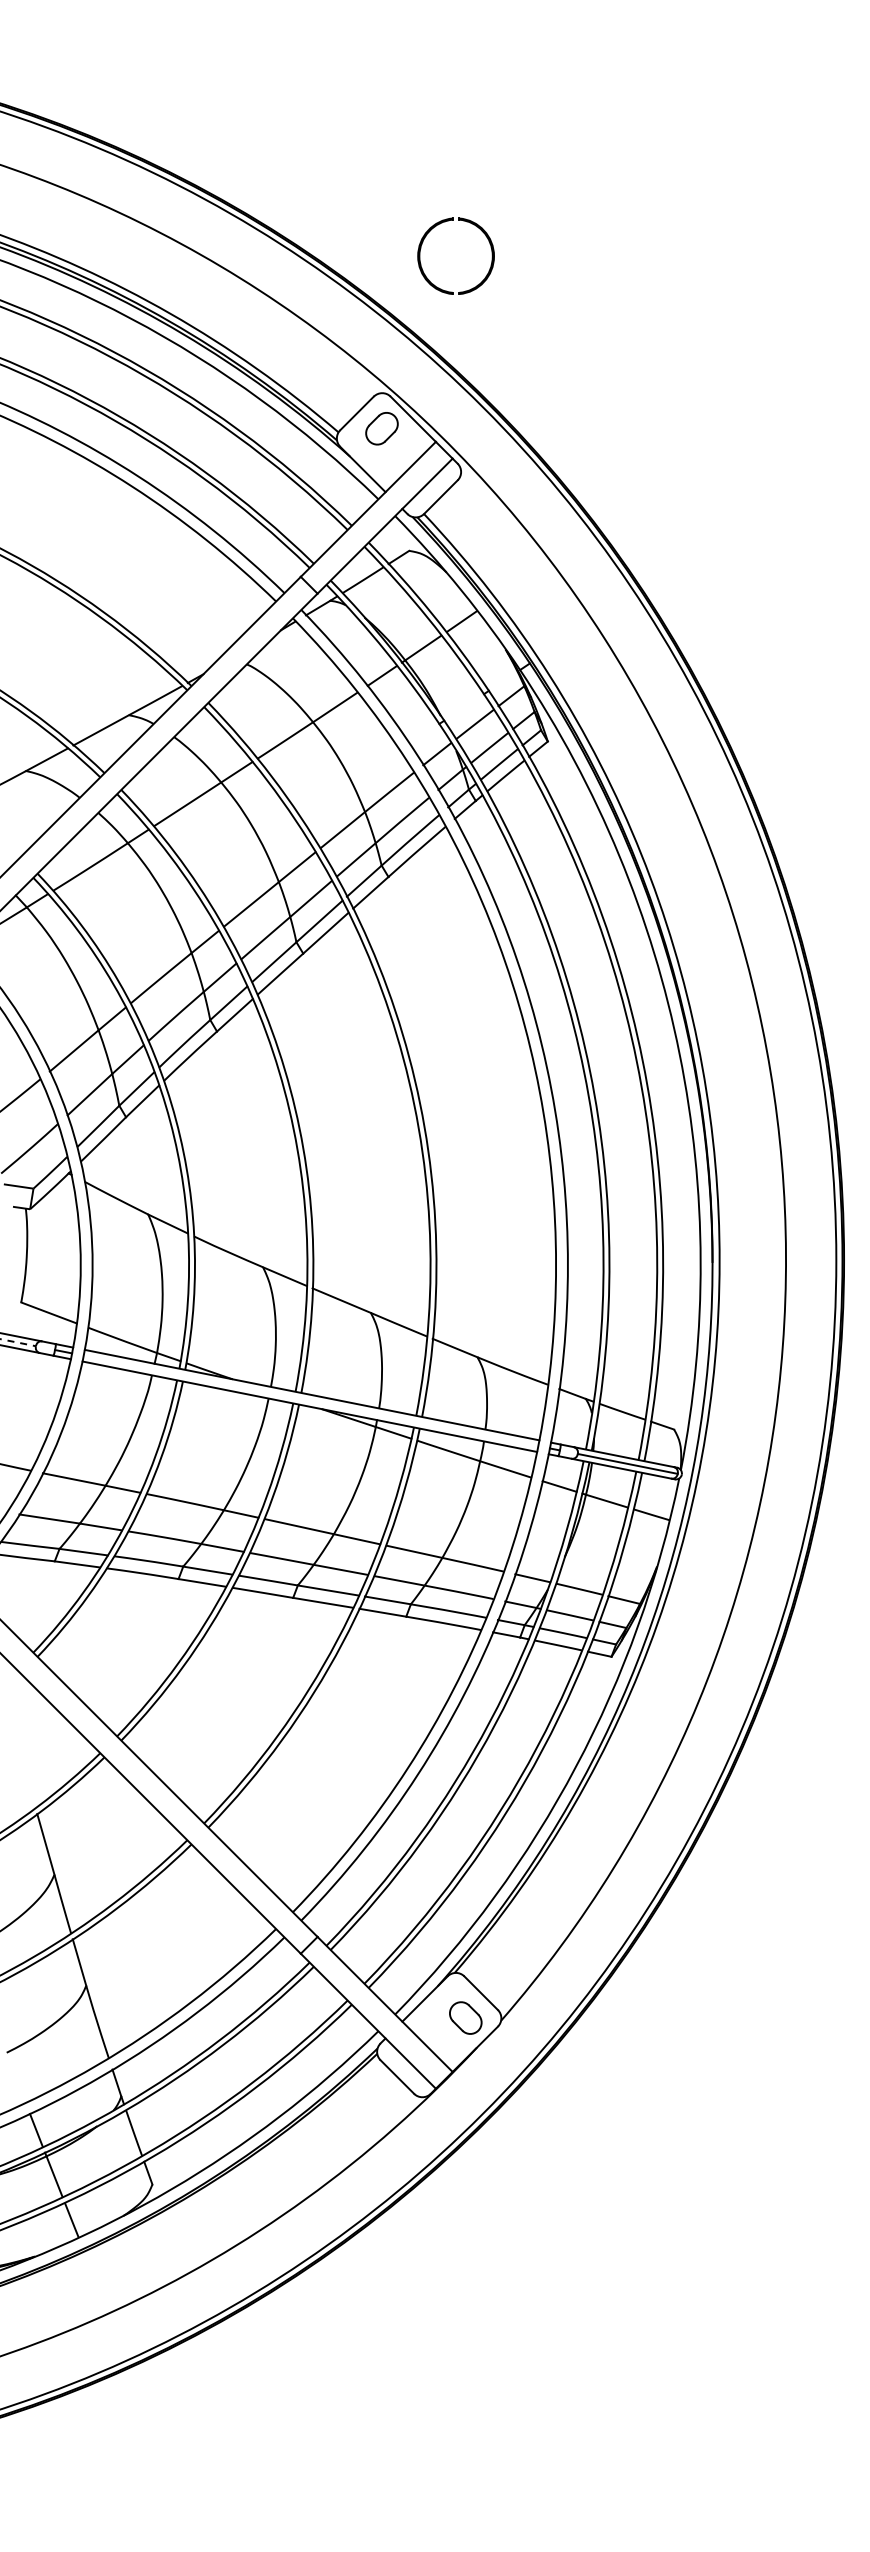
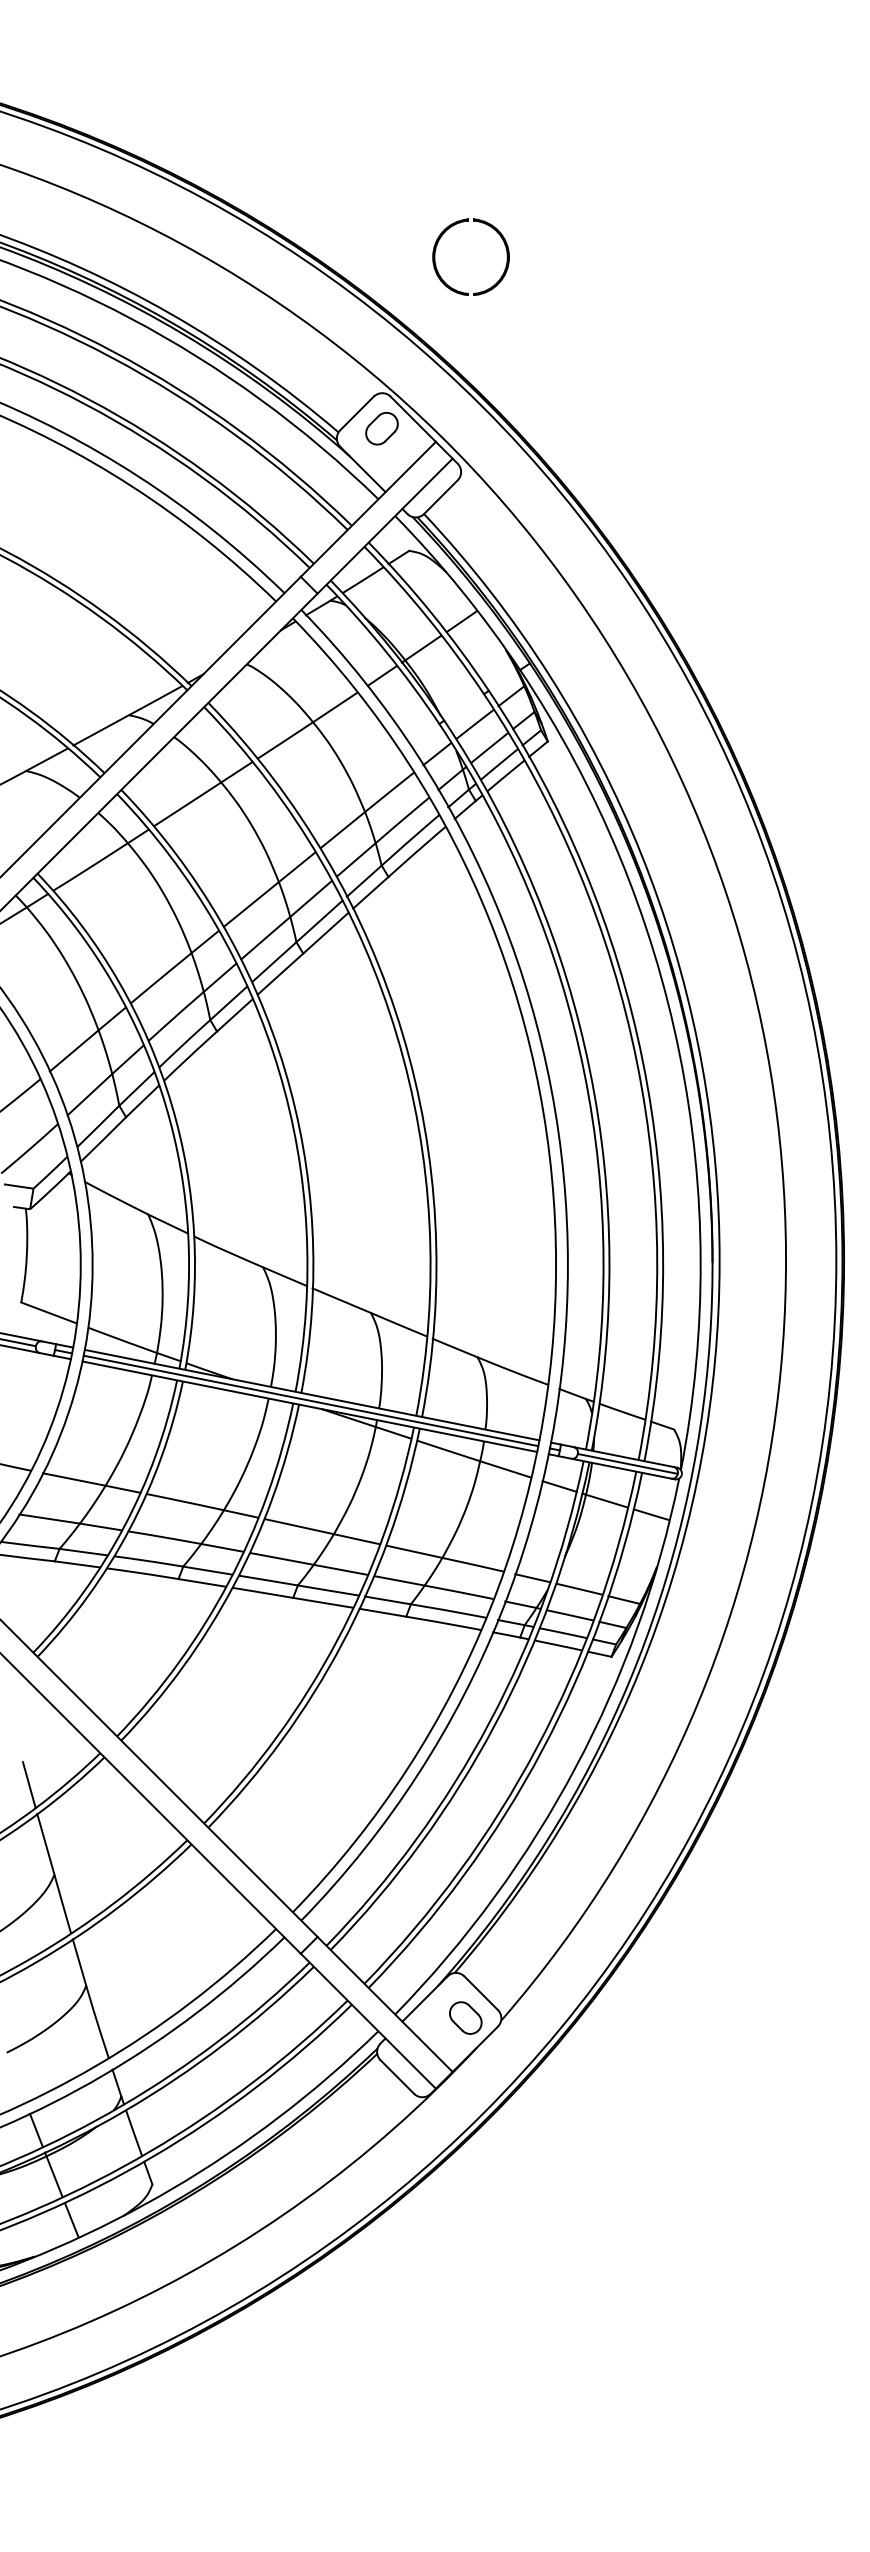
part position: (435, 227) -> (450, 228) (450, 228)
line: dashed -> solid (18, 1342)
line: none -> present (310, 1400)
line: none -> present (28, 1785)
